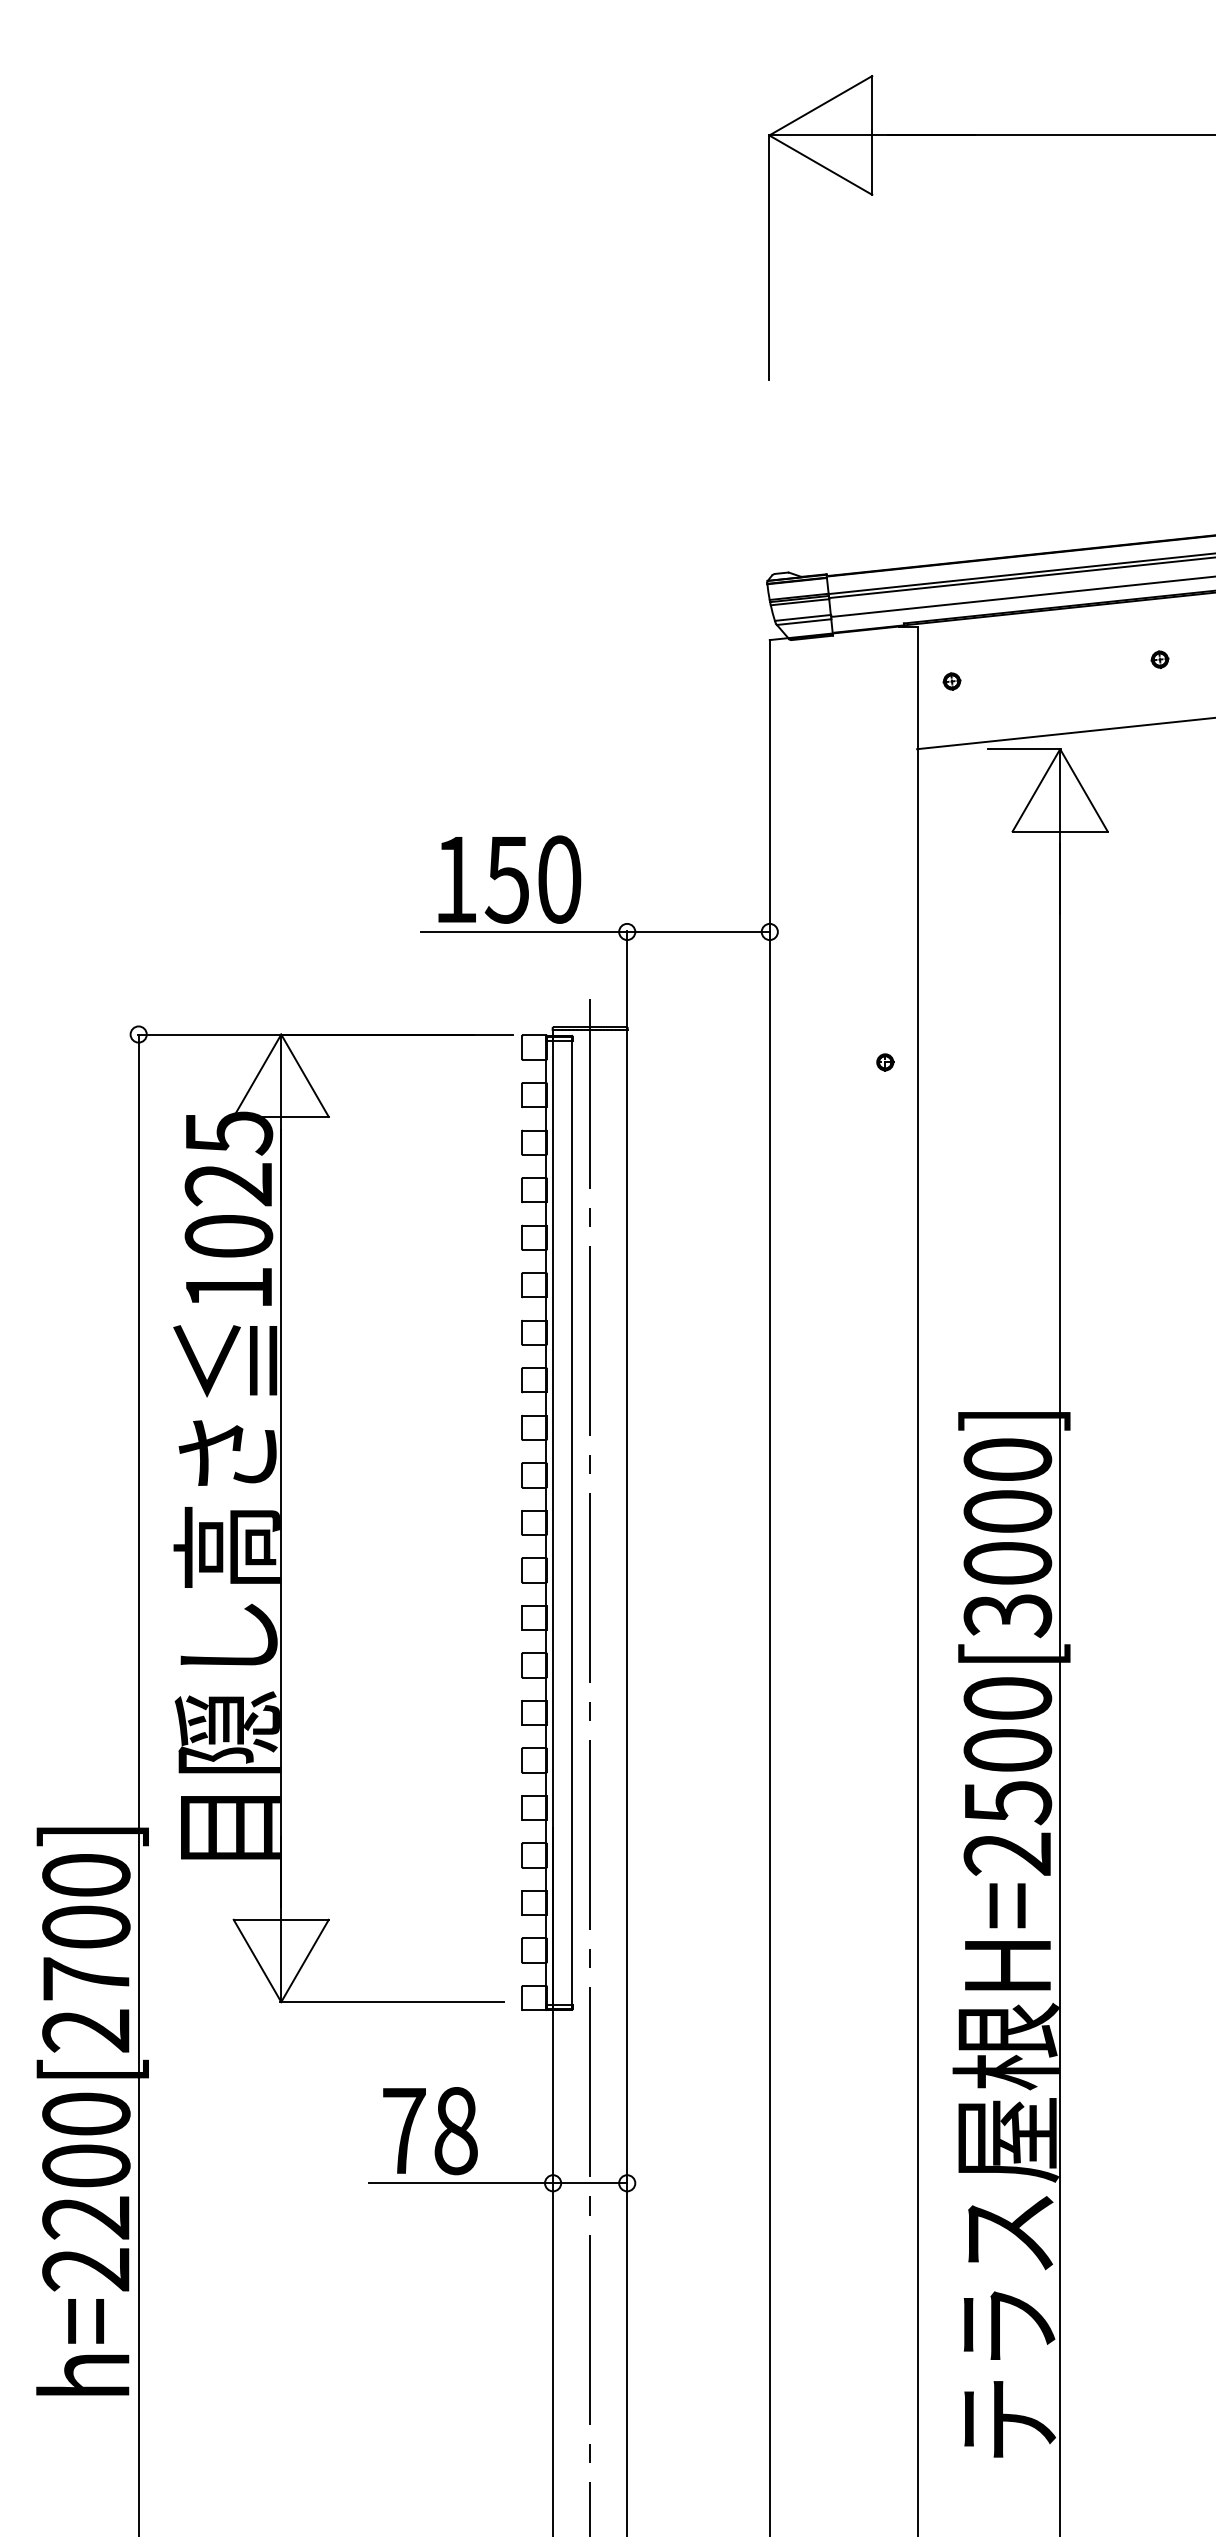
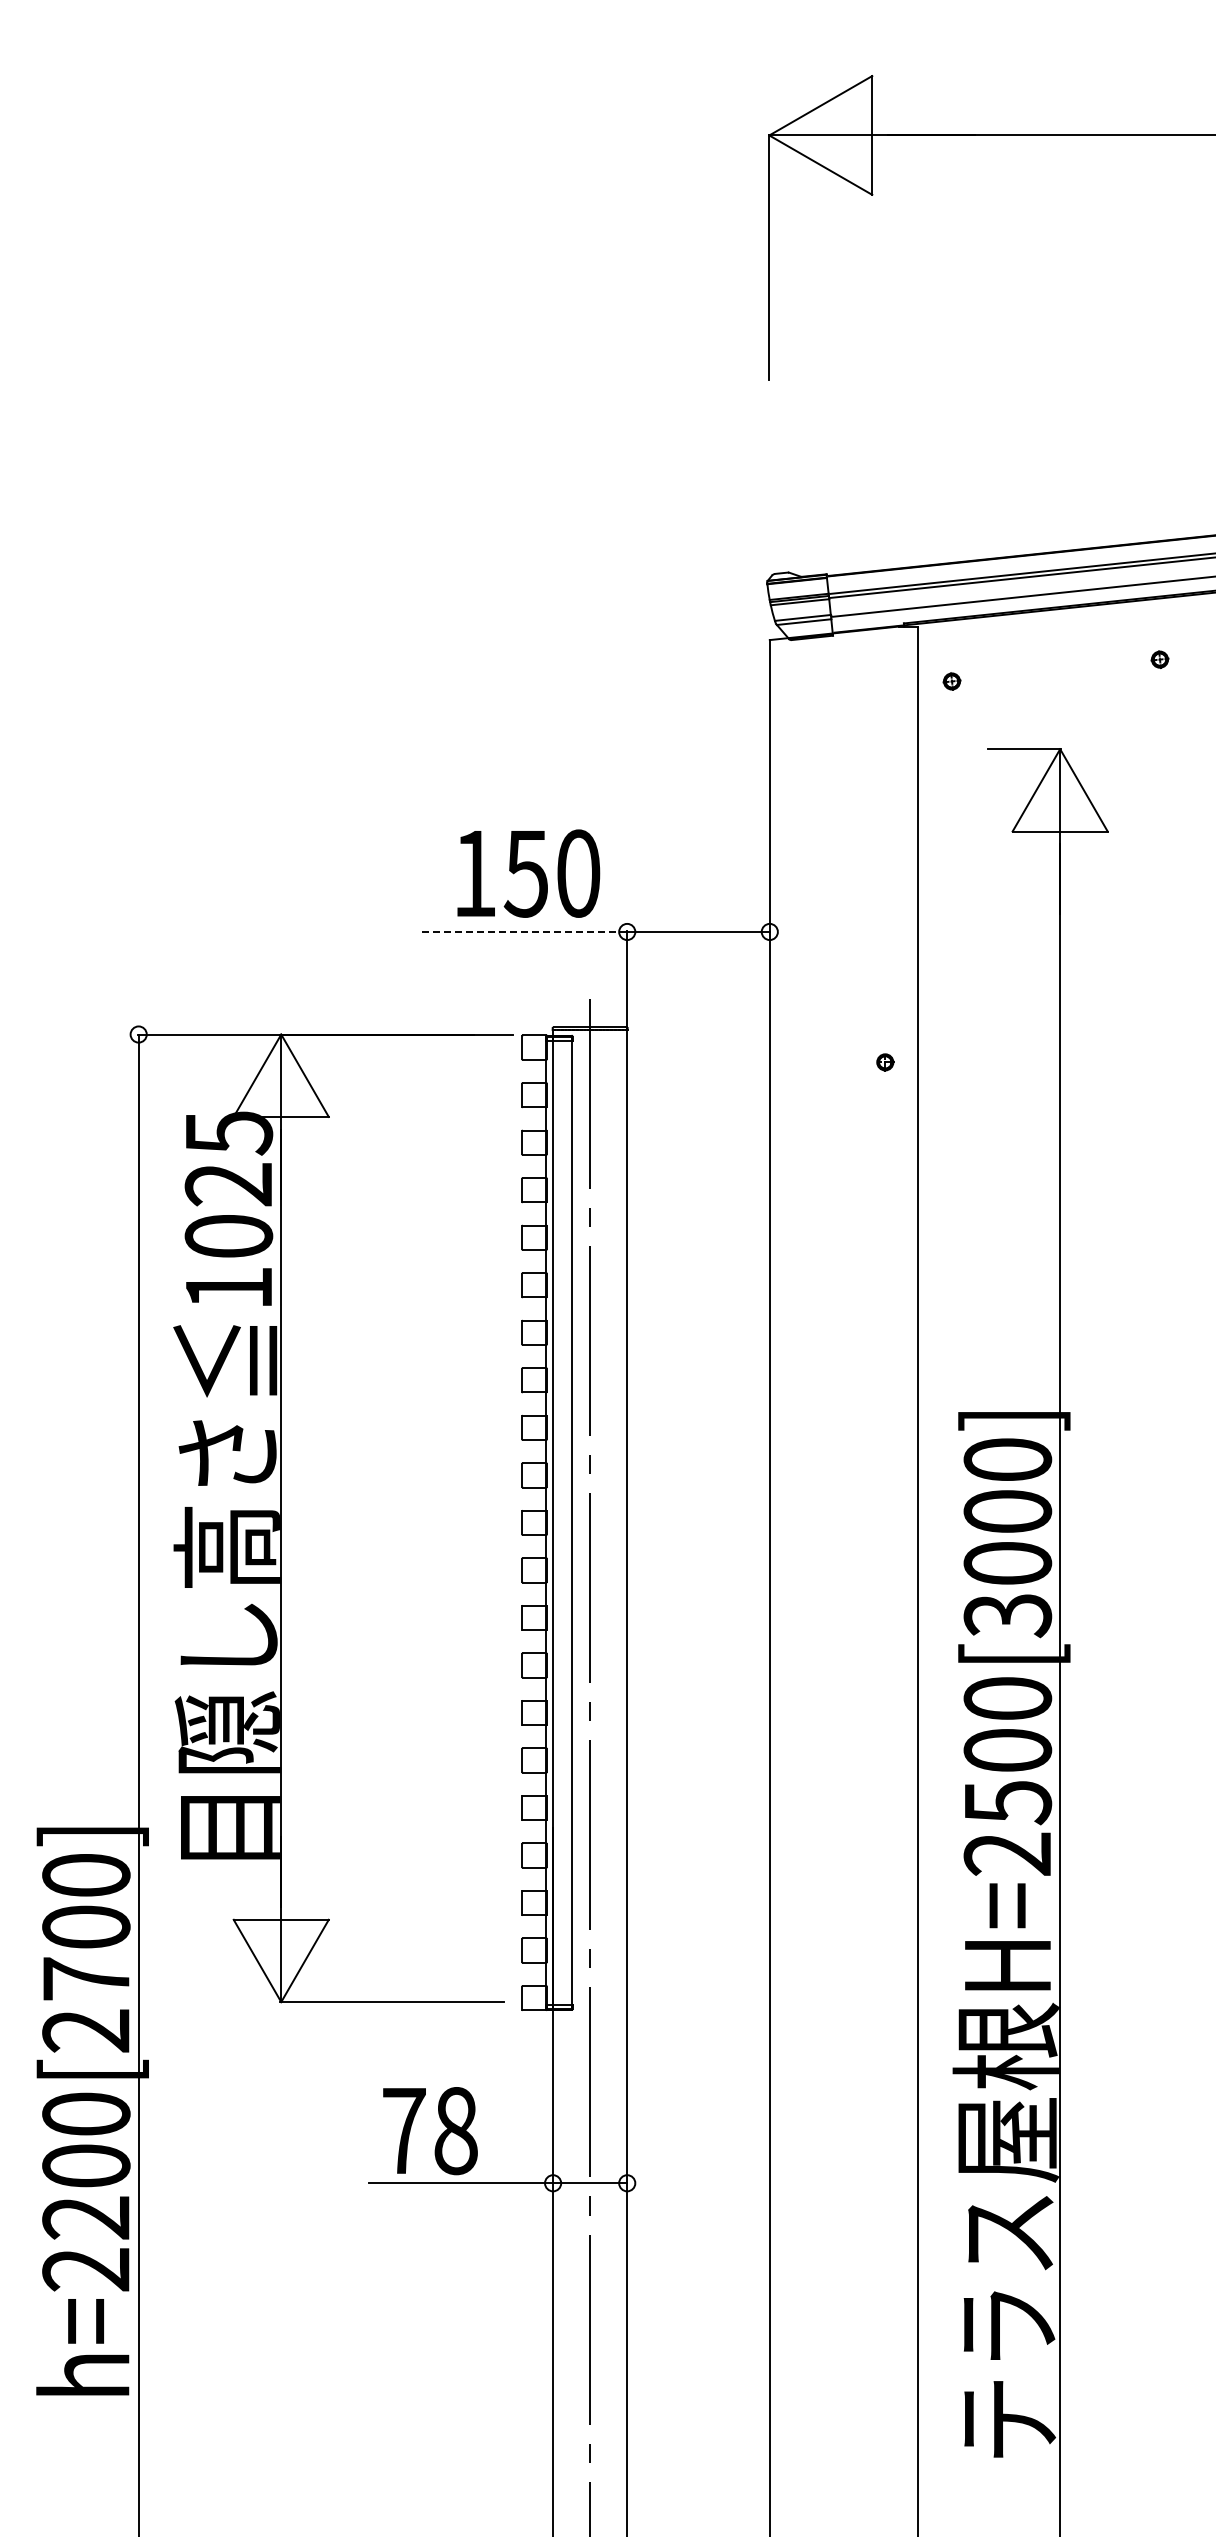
line: present -> none (1064, 733)
text position: (509, 879) -> (528, 873) (528, 873)
line: solid -> dashed (523, 931)
